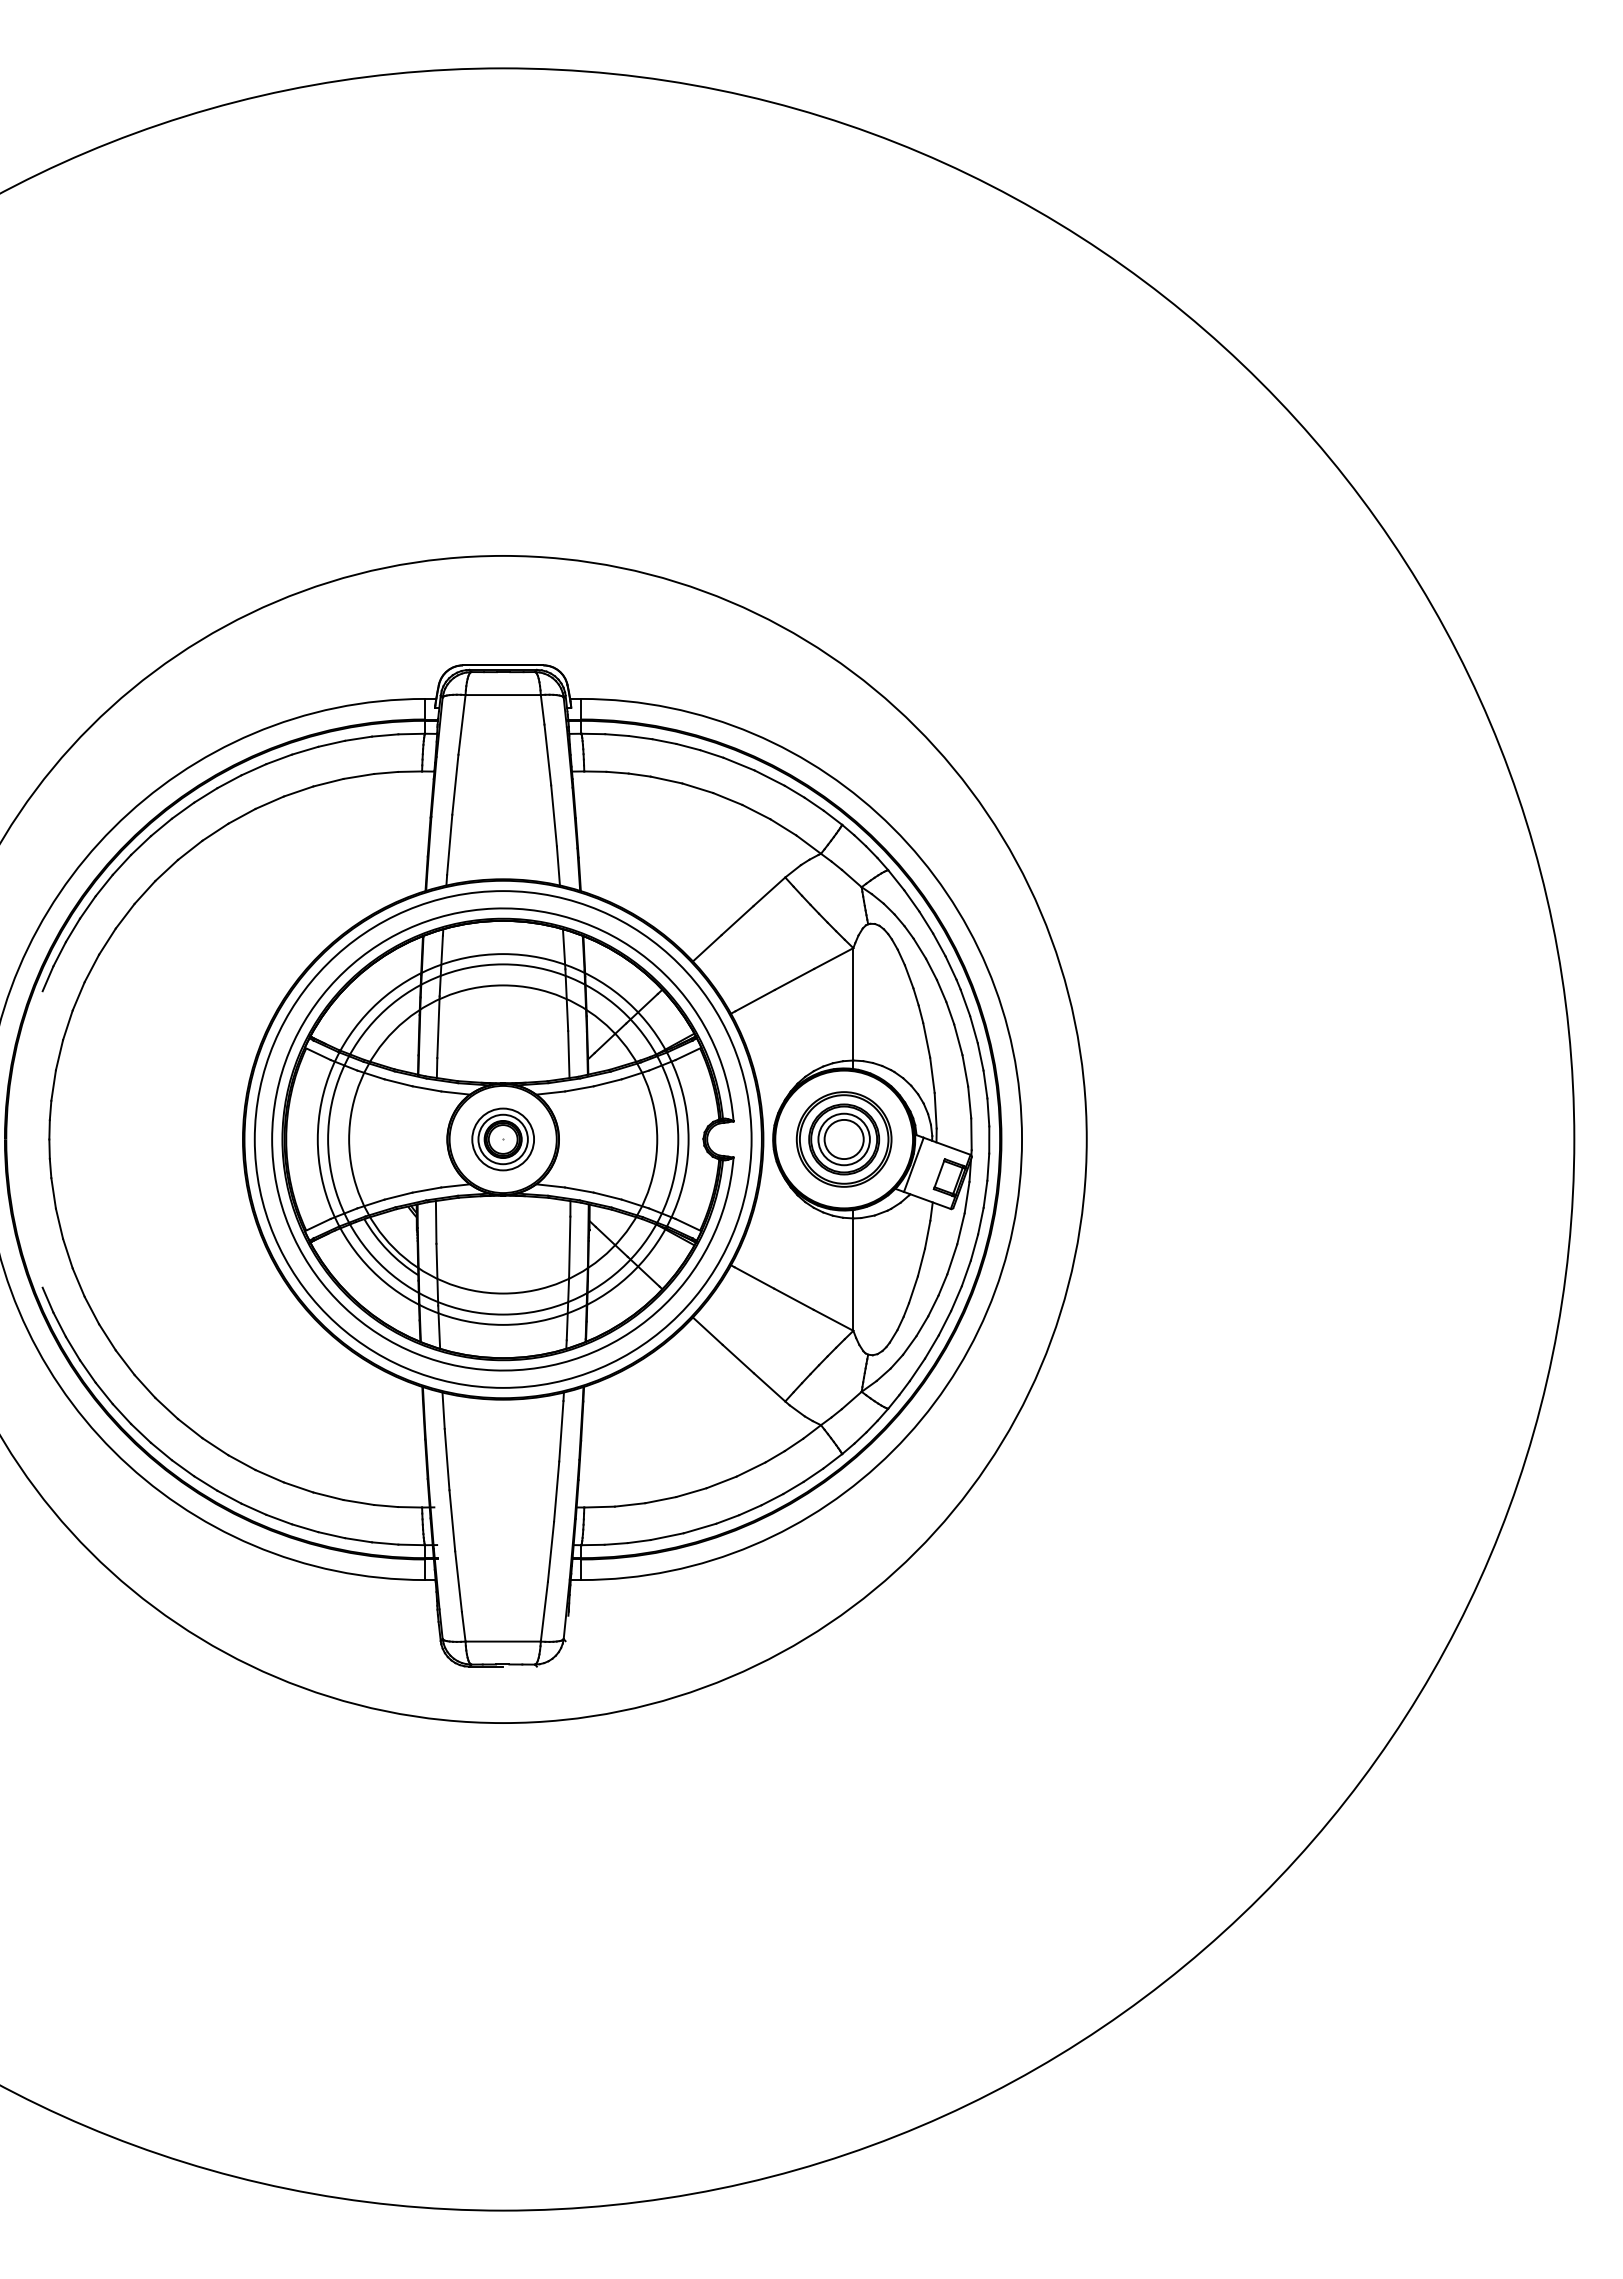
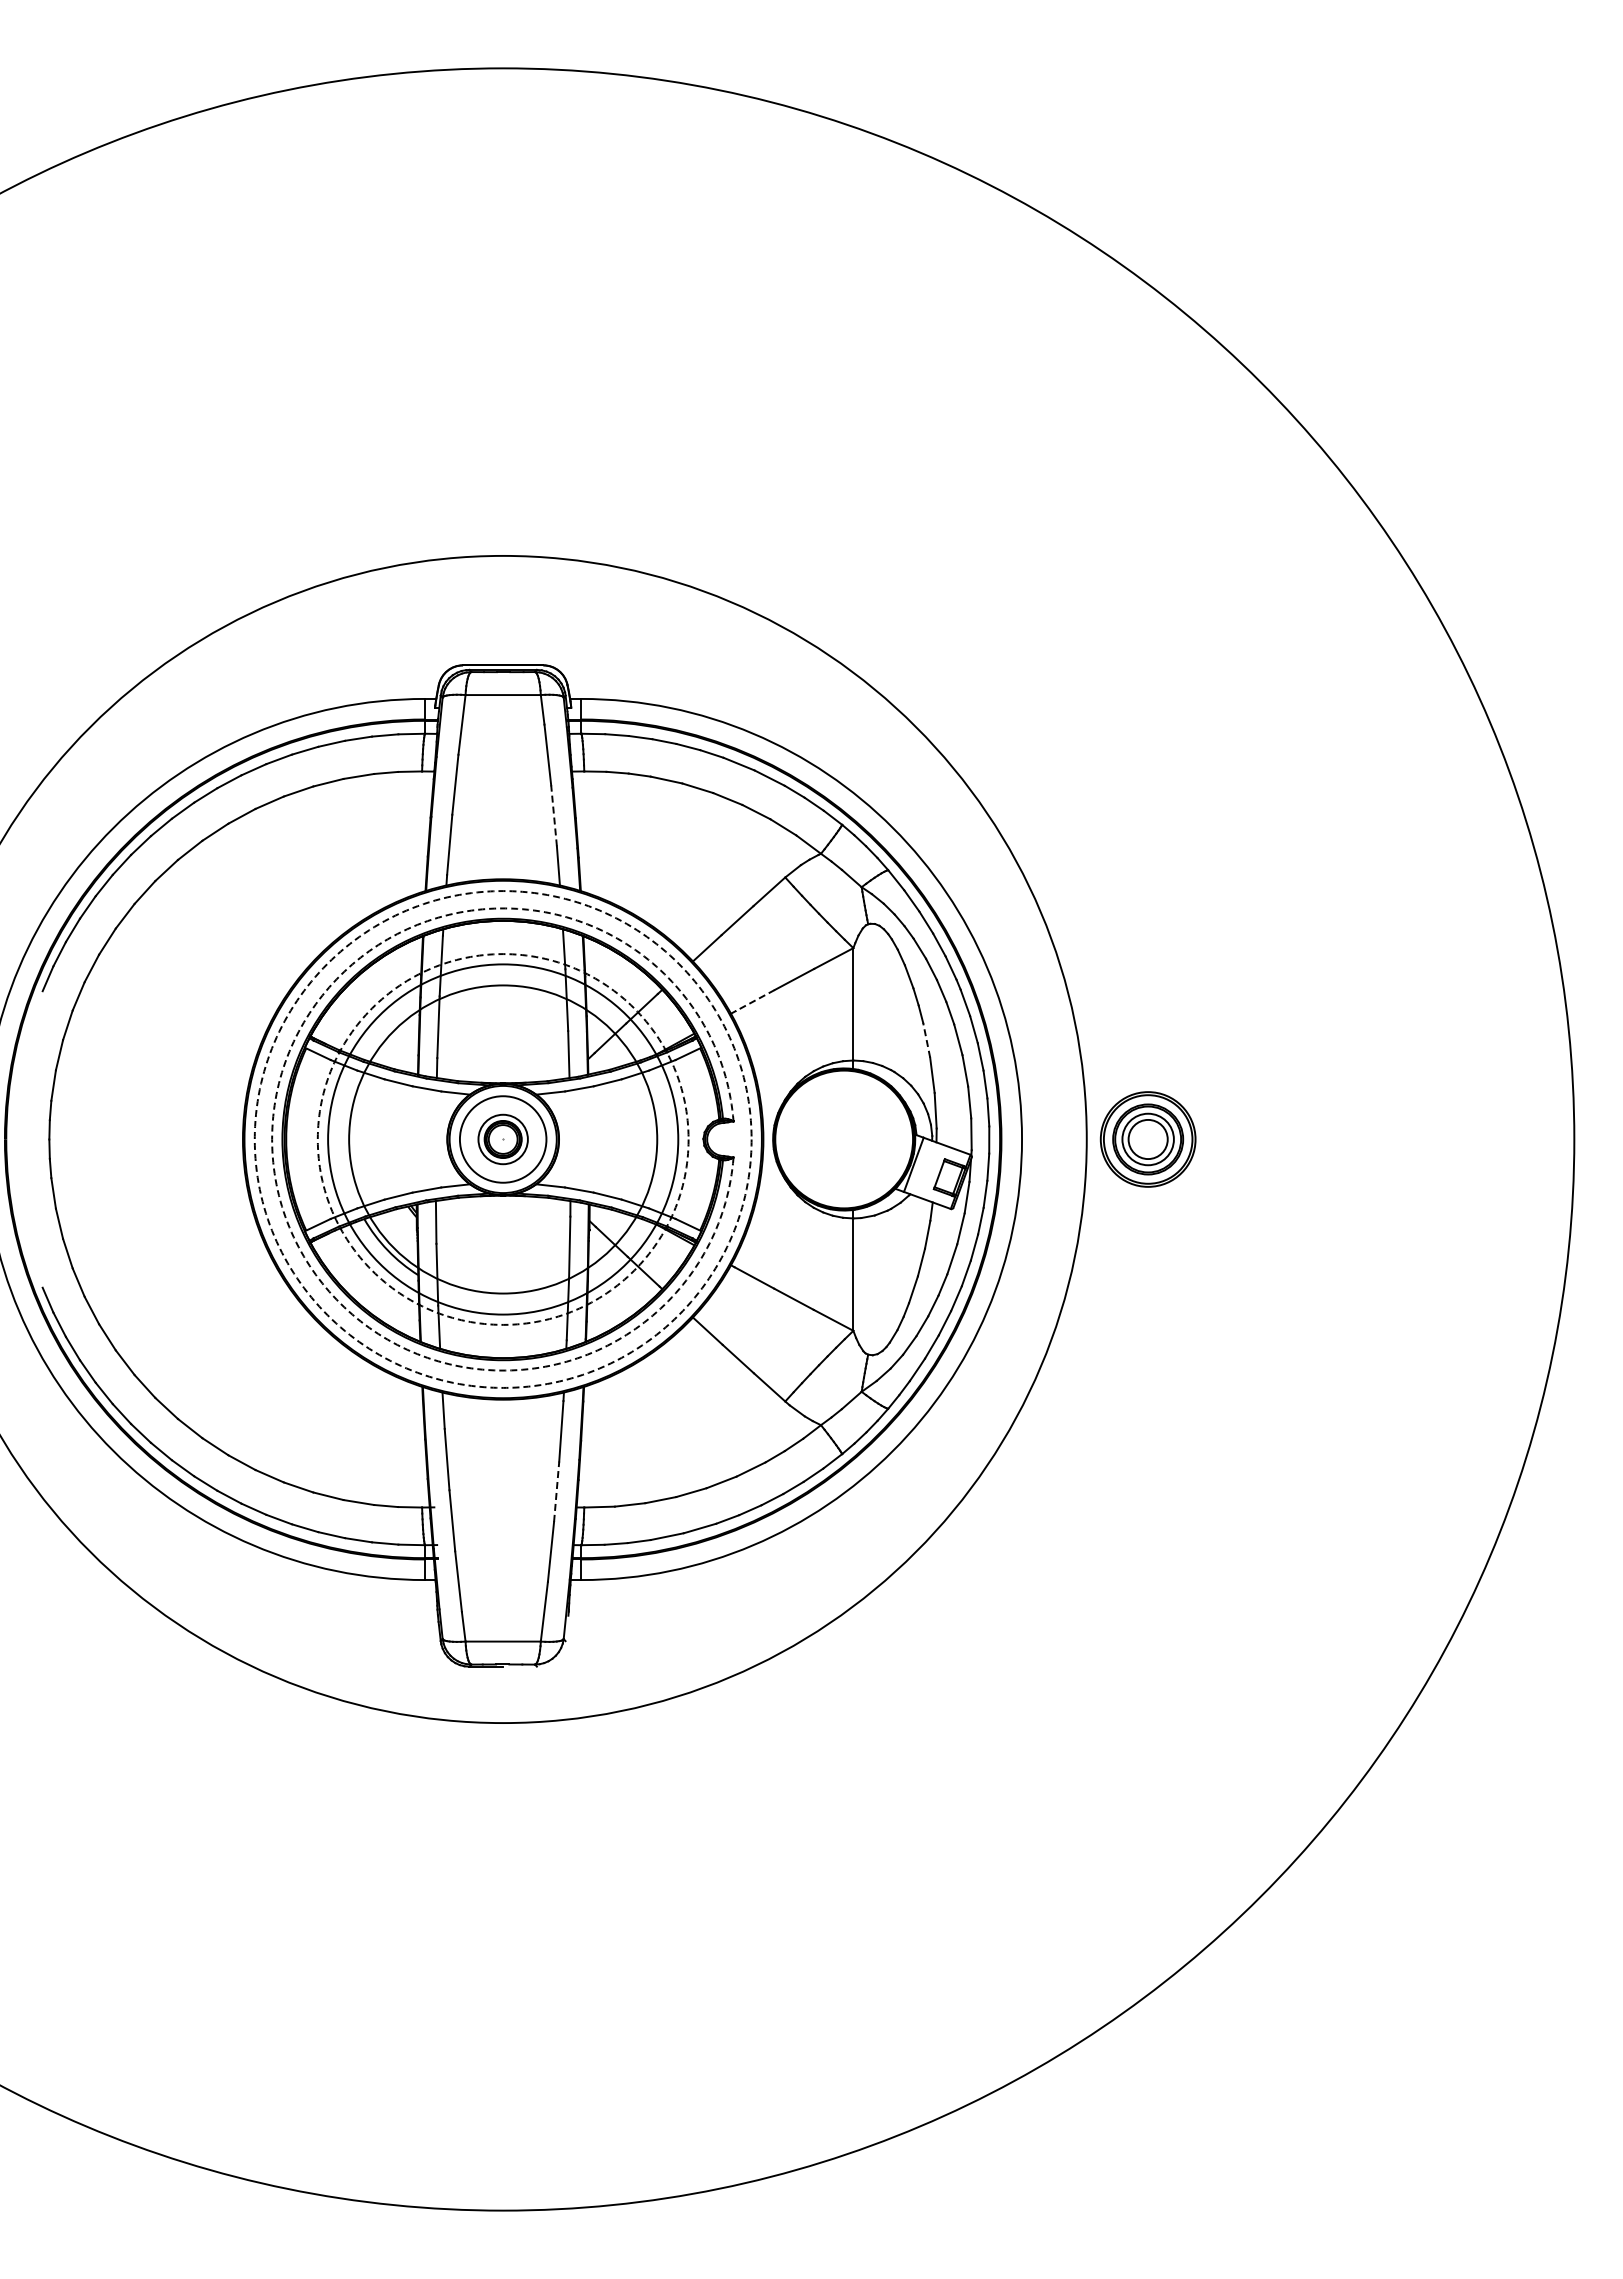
line: solid -> dashed (554, 815)
line: solid -> dashed (754, 1000)
line: solid -> dashed (926, 1040)
arc: solid -> dashed (272, 1139)
circle: solid -> dashed (502, 1139)
circle: solid -> dashed (502, 1139)
circle diameter: 62 px -> 87 px (502, 1139)
part position: (843, 1139) -> (1147, 1139) (1147, 1139)
line: solid -> dashed (556, 1491)
